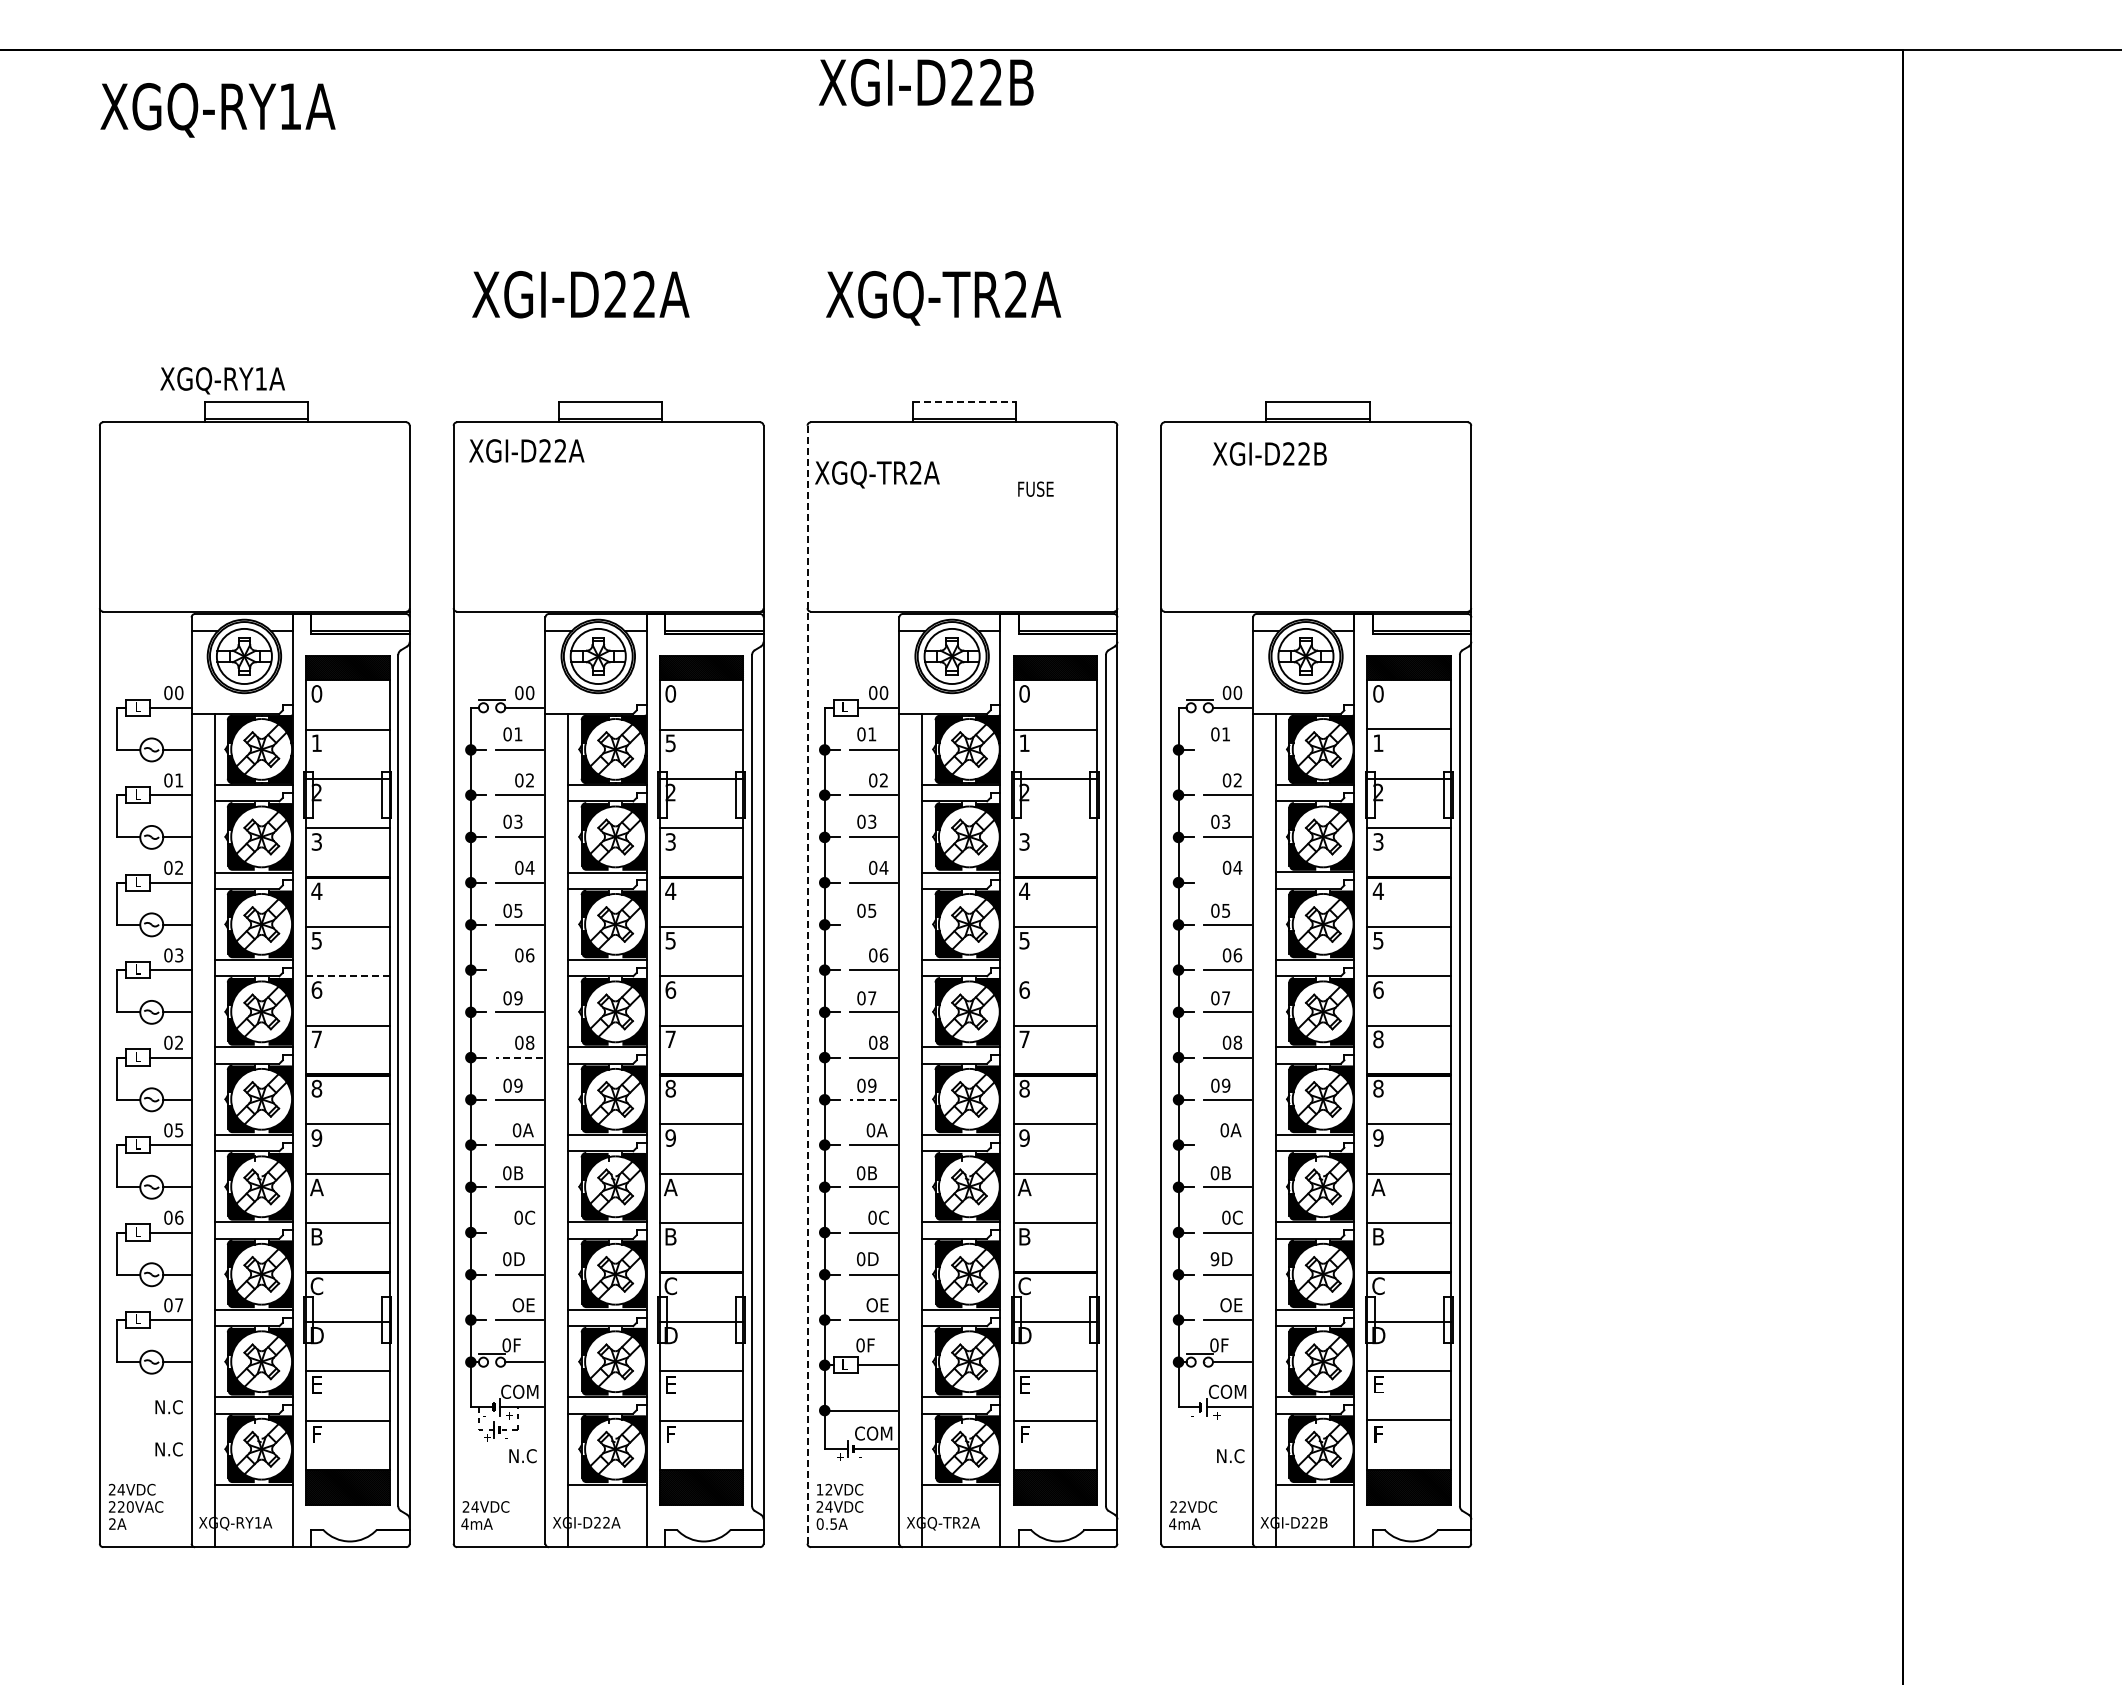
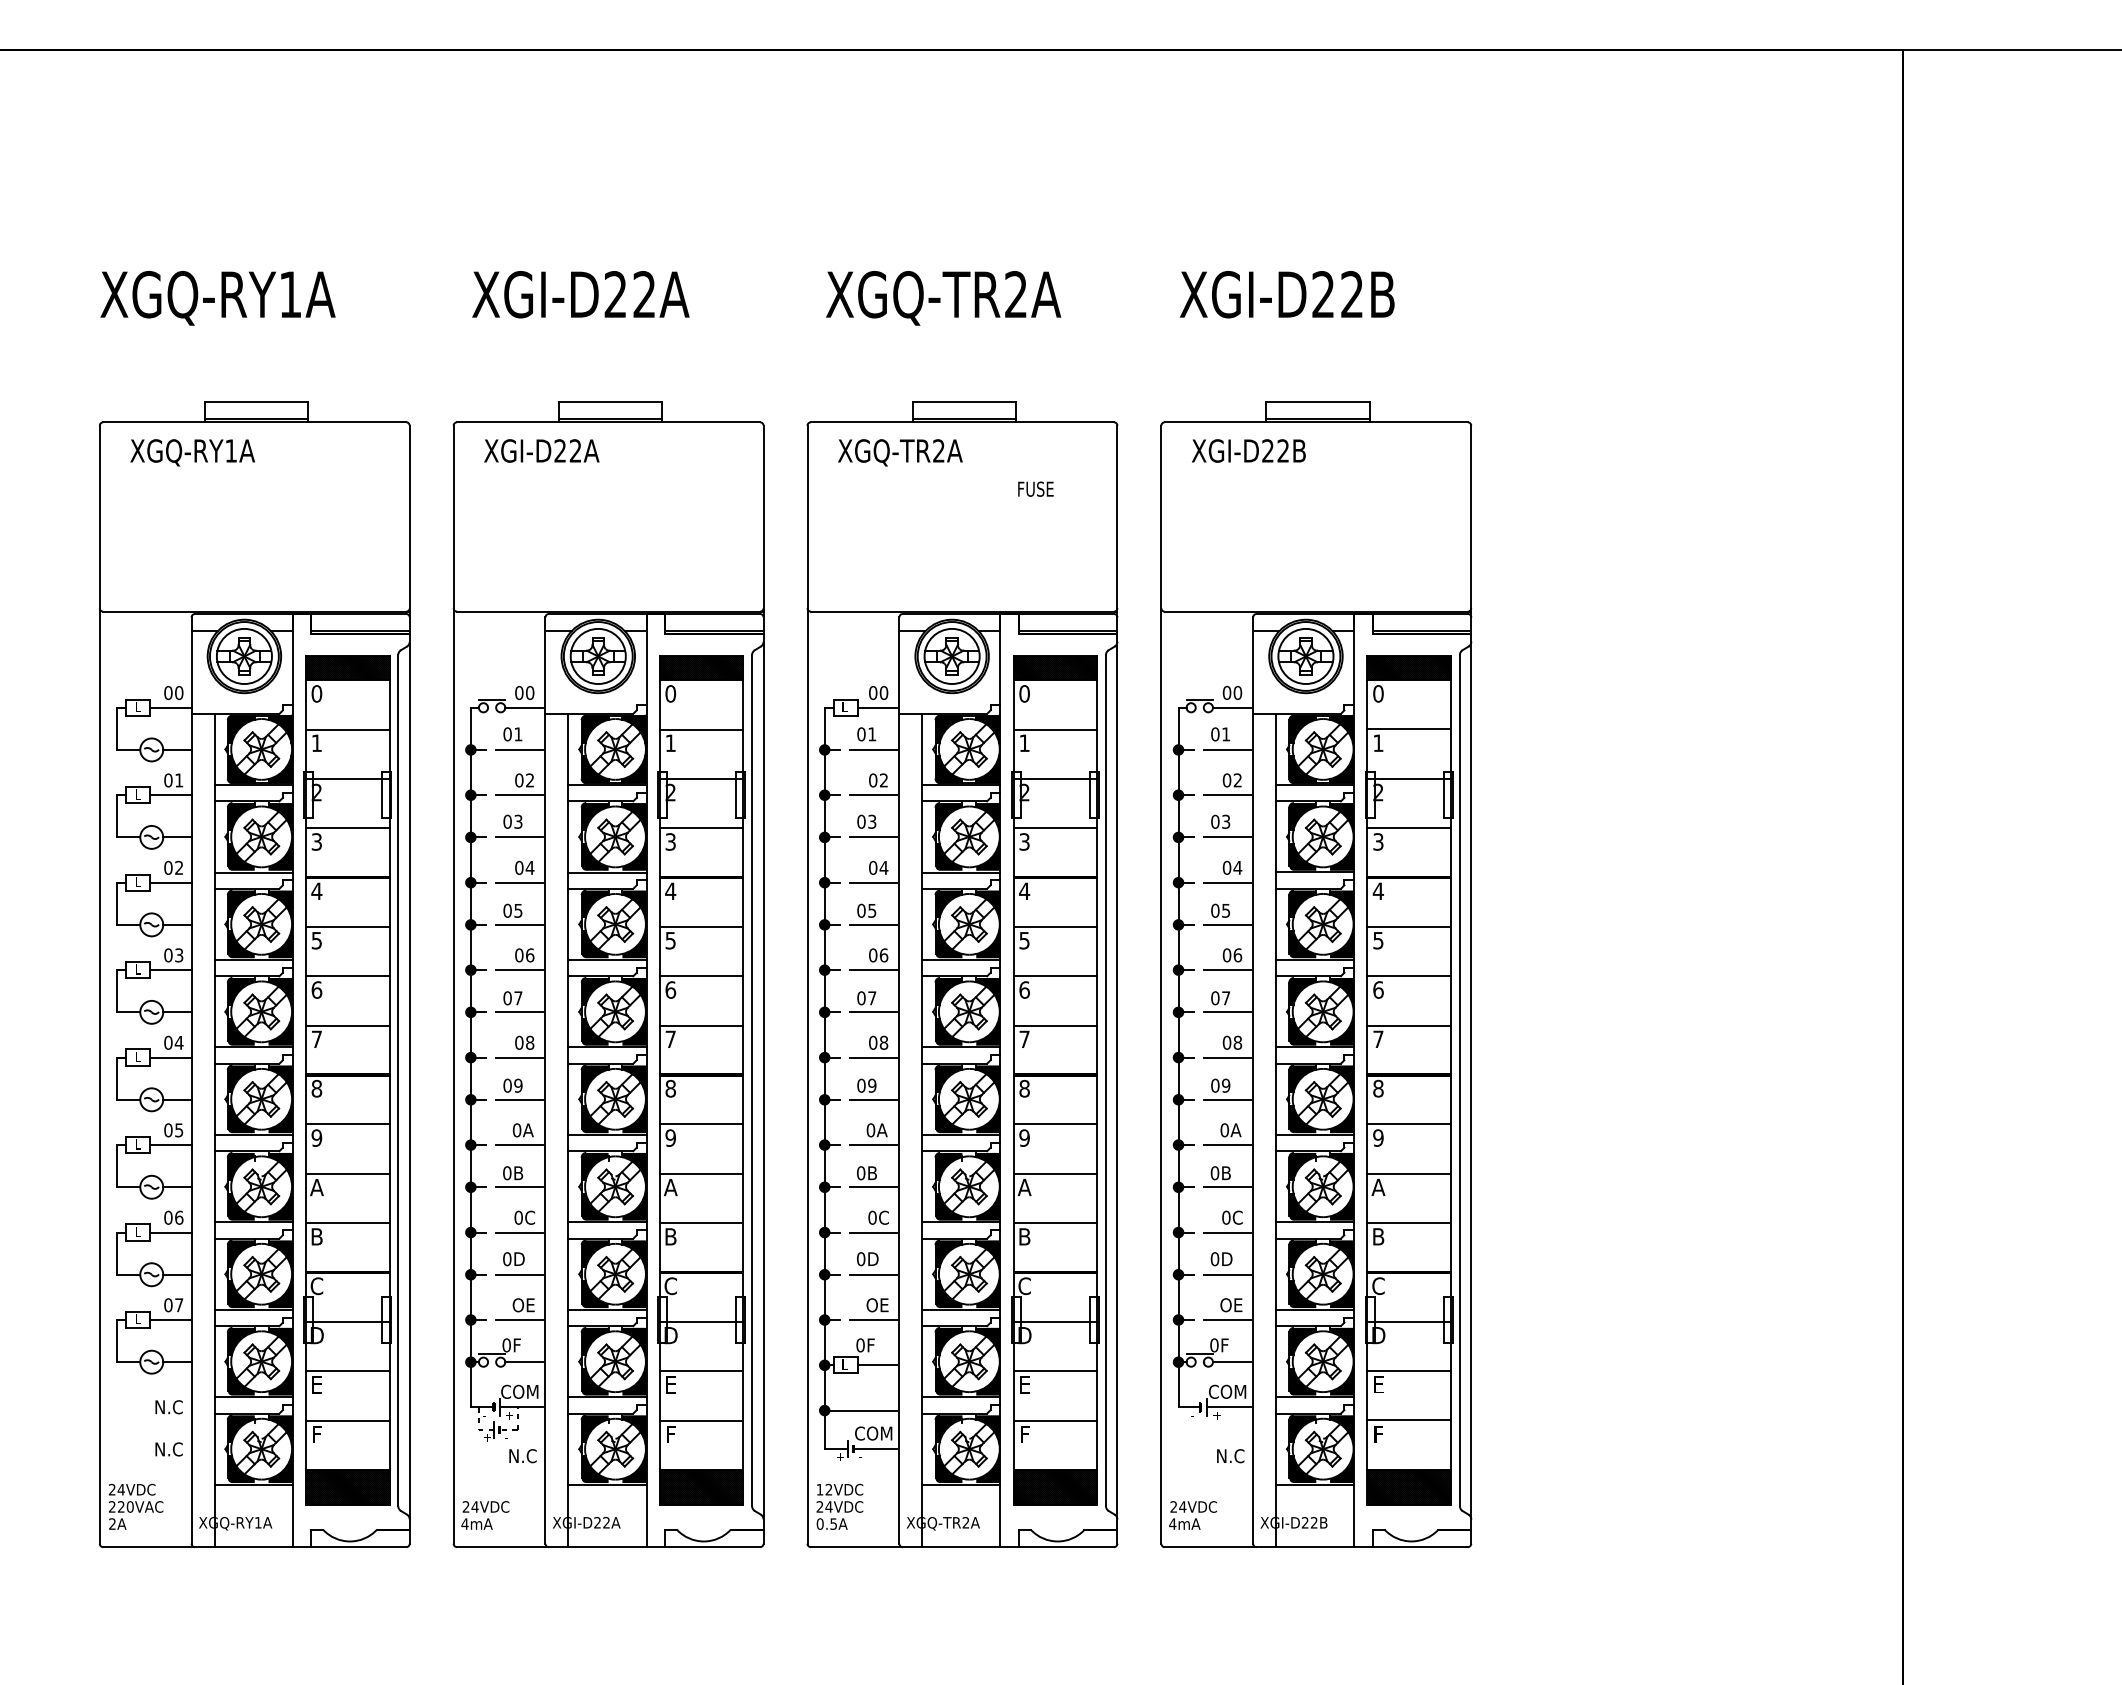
text position: (926, 82) -> (1287, 294) (1287, 294)
text position: (217, 110) -> (217, 298) (217, 298)
text position: (222, 380) -> (192, 452) (192, 452)
line: dashed -> solid (964, 401)
text position: (526, 450) -> (541, 450) (541, 450)
text position: (1269, 453) -> (1248, 450) (1248, 450)
text position: (877, 474) -> (900, 452) (900, 452)
text: 5 -> 1 (670, 743)
line: none -> present (1226, 749)
line: none -> present (1055, 828)
line: none -> present (1226, 882)
line: none -> present (873, 924)
line: none -> present (519, 970)
line: dashed -> solid (347, 976)
line: none -> present (1055, 976)
line: dashed -> solid (807, 984)
text: 09 -> 07 (518, 998)
text: 8 -> 7 (1378, 1039)
text: 02 -> 04 (178, 1042)
line: dashed -> solid (519, 1057)
line: dashed -> solid (873, 1099)
line: none -> present (1226, 1145)
line: none -> present (519, 1232)
text: 9D -> 0D (1214, 1259)
text: 22VDC -> 24VDC (1182, 1506)
